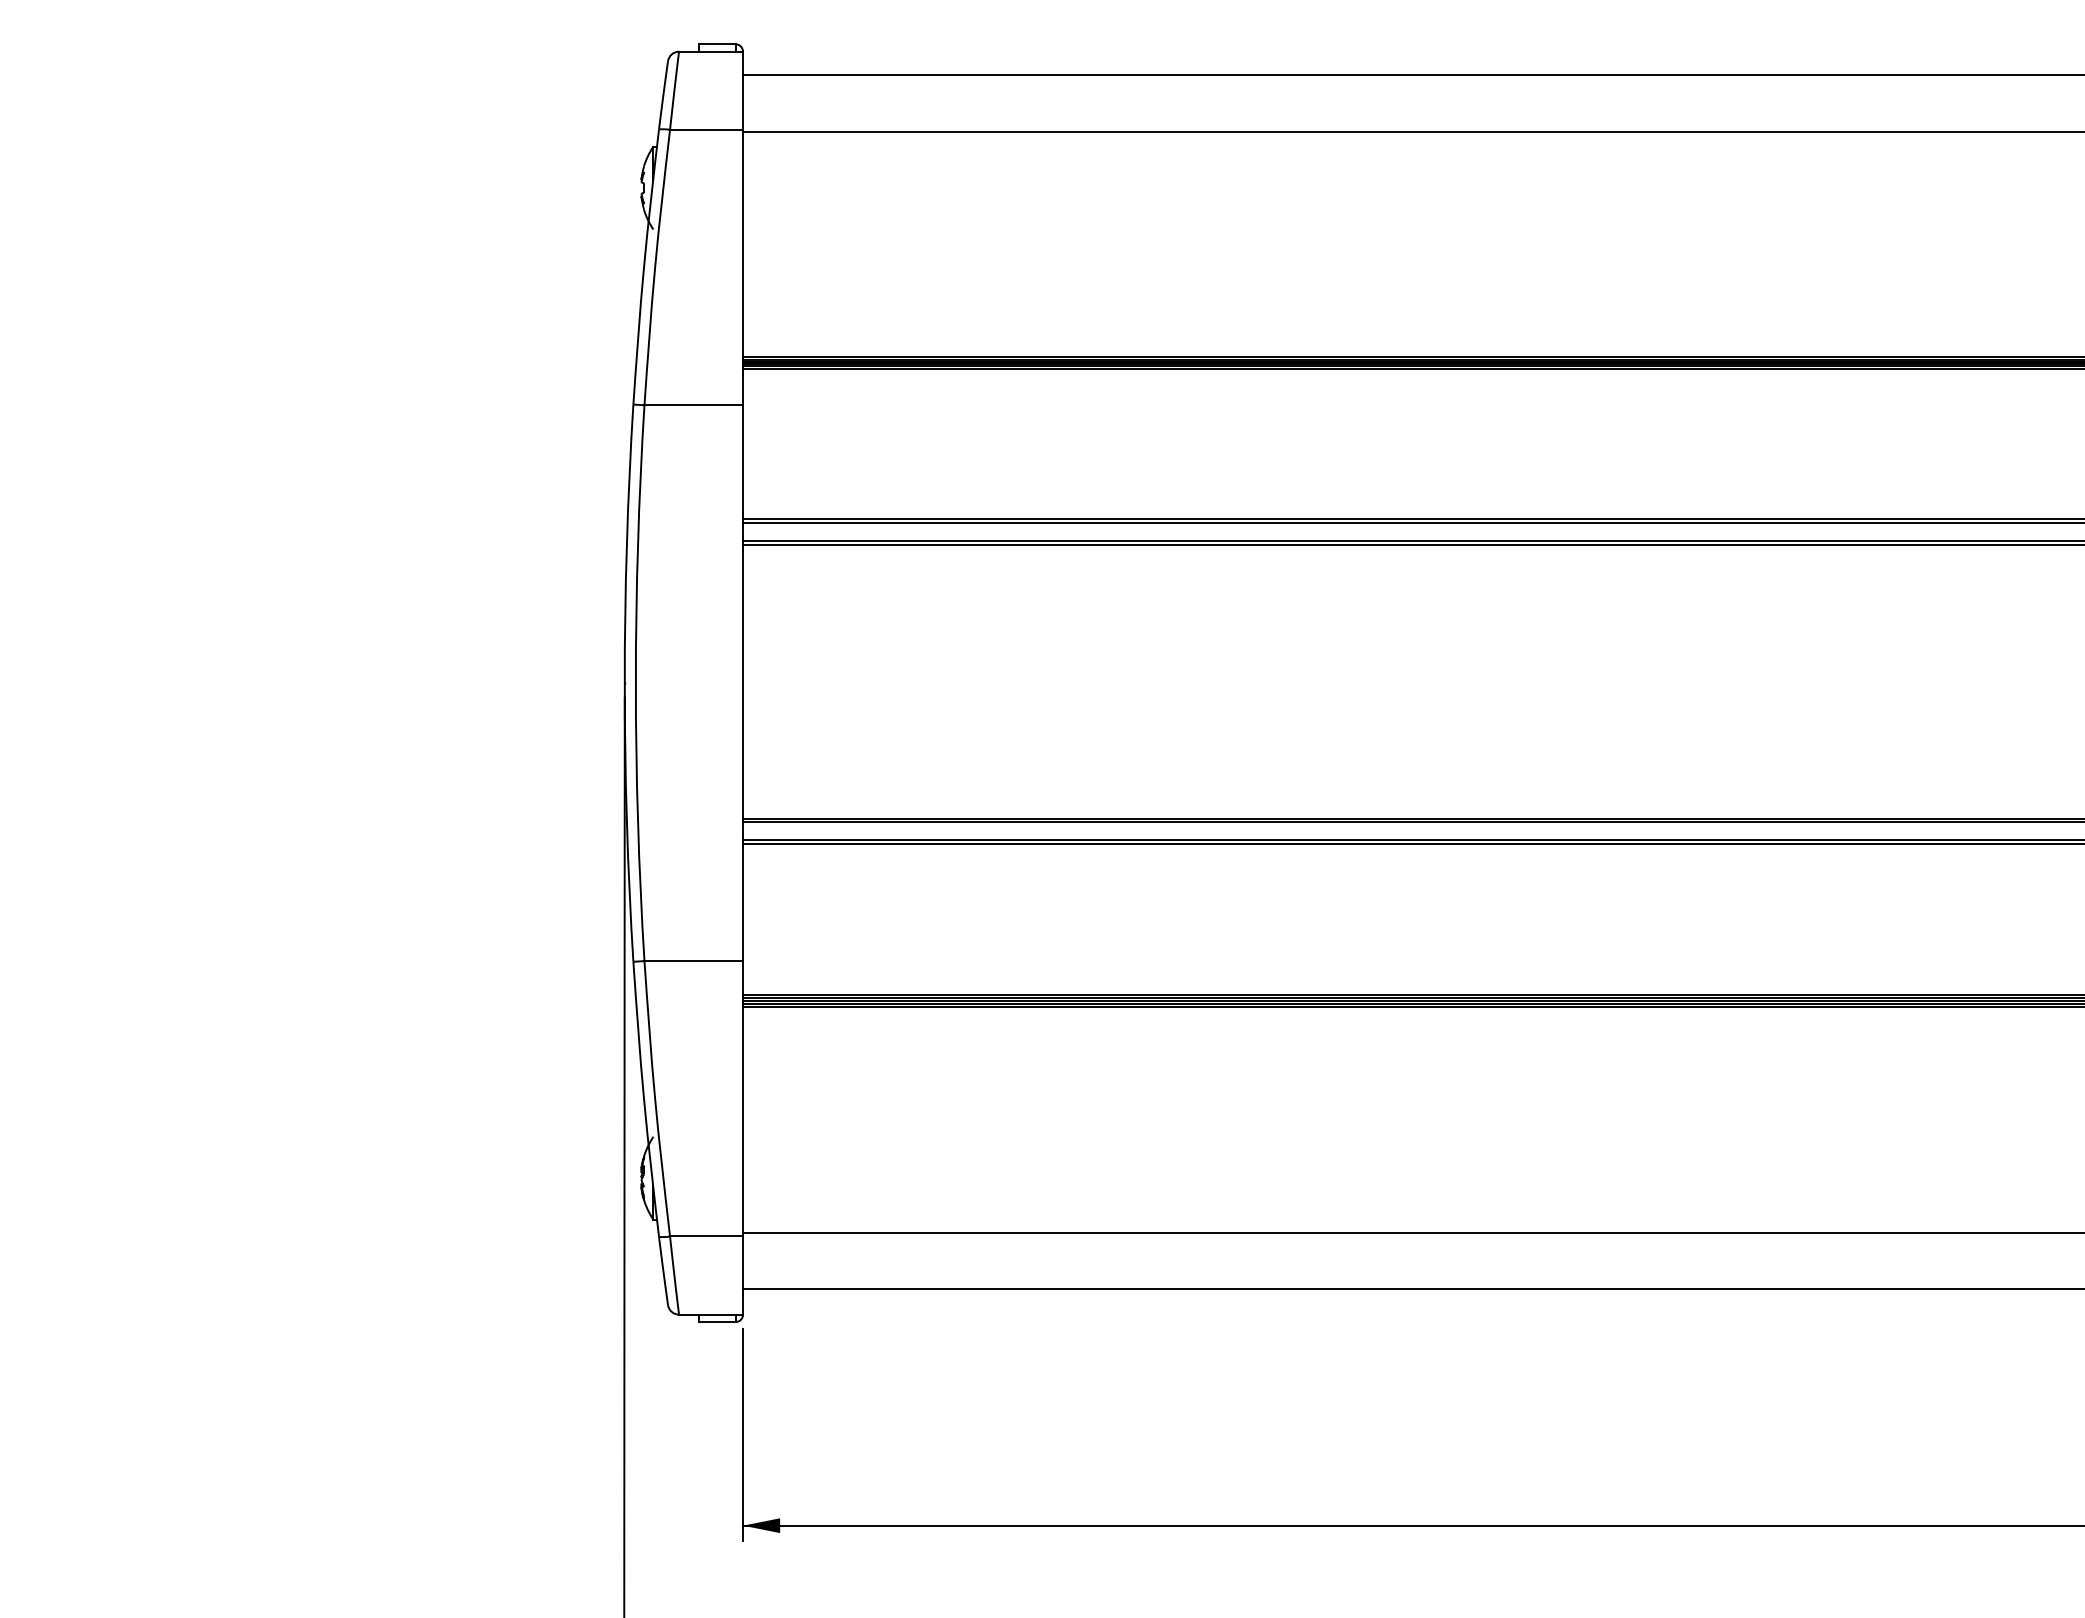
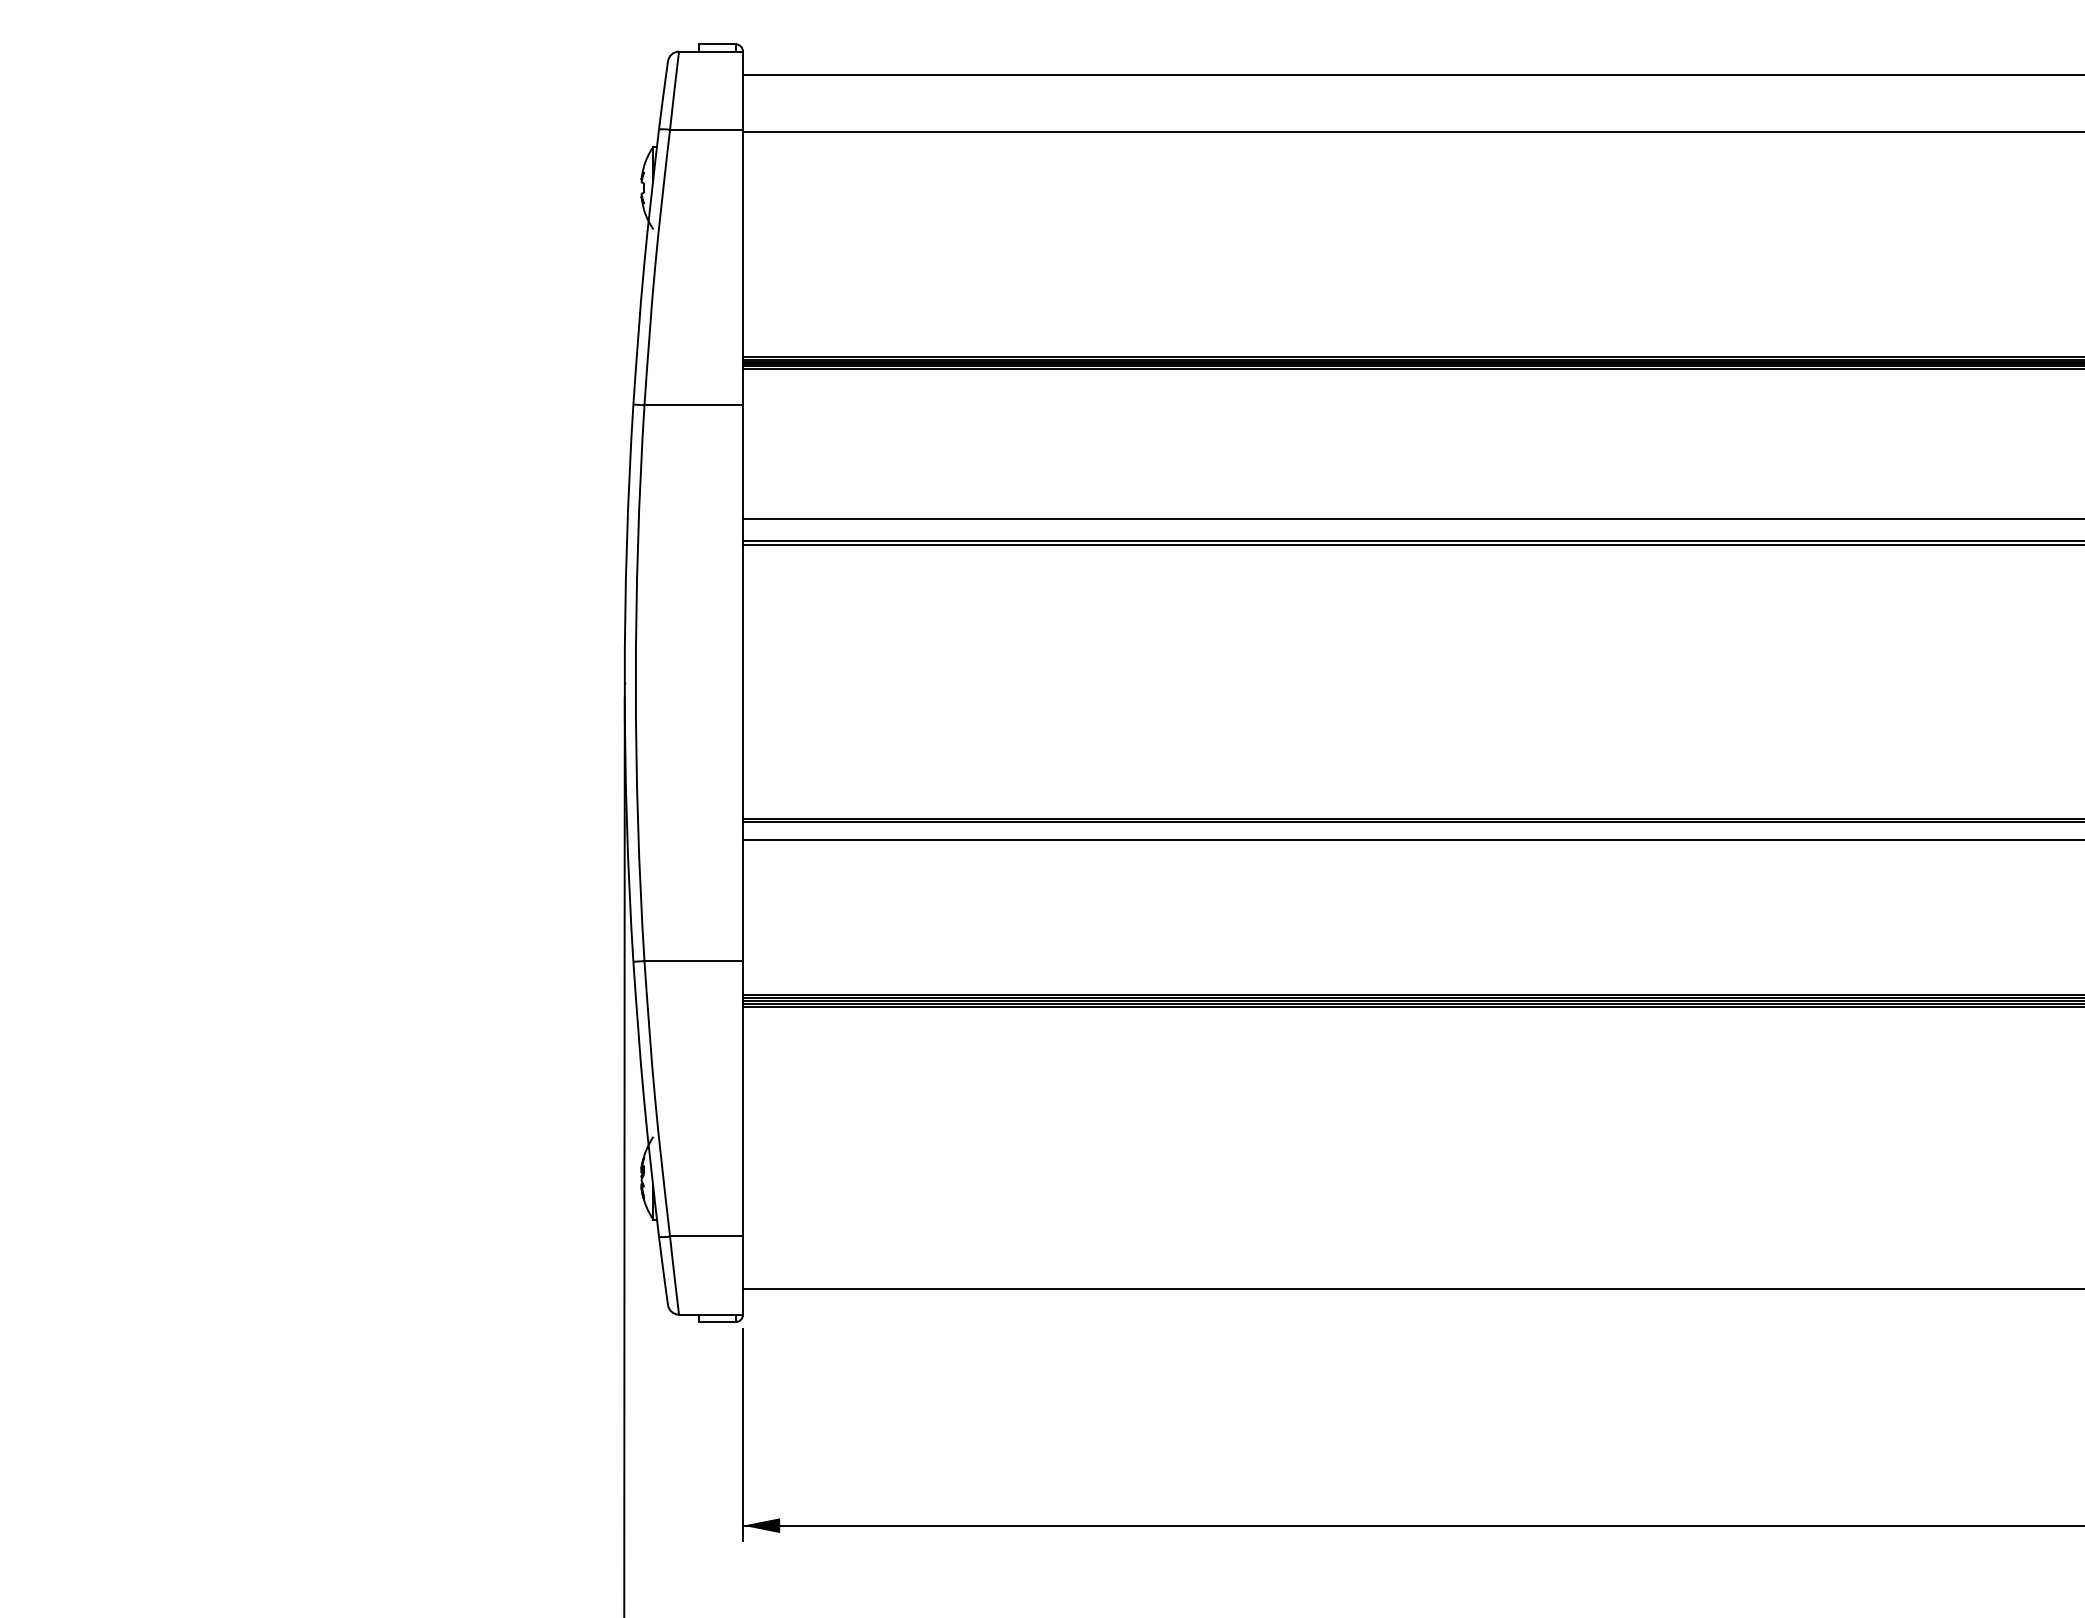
line: present -> none (1412, 523)
line: present -> none (1412, 843)
line: present -> none (1412, 1232)
